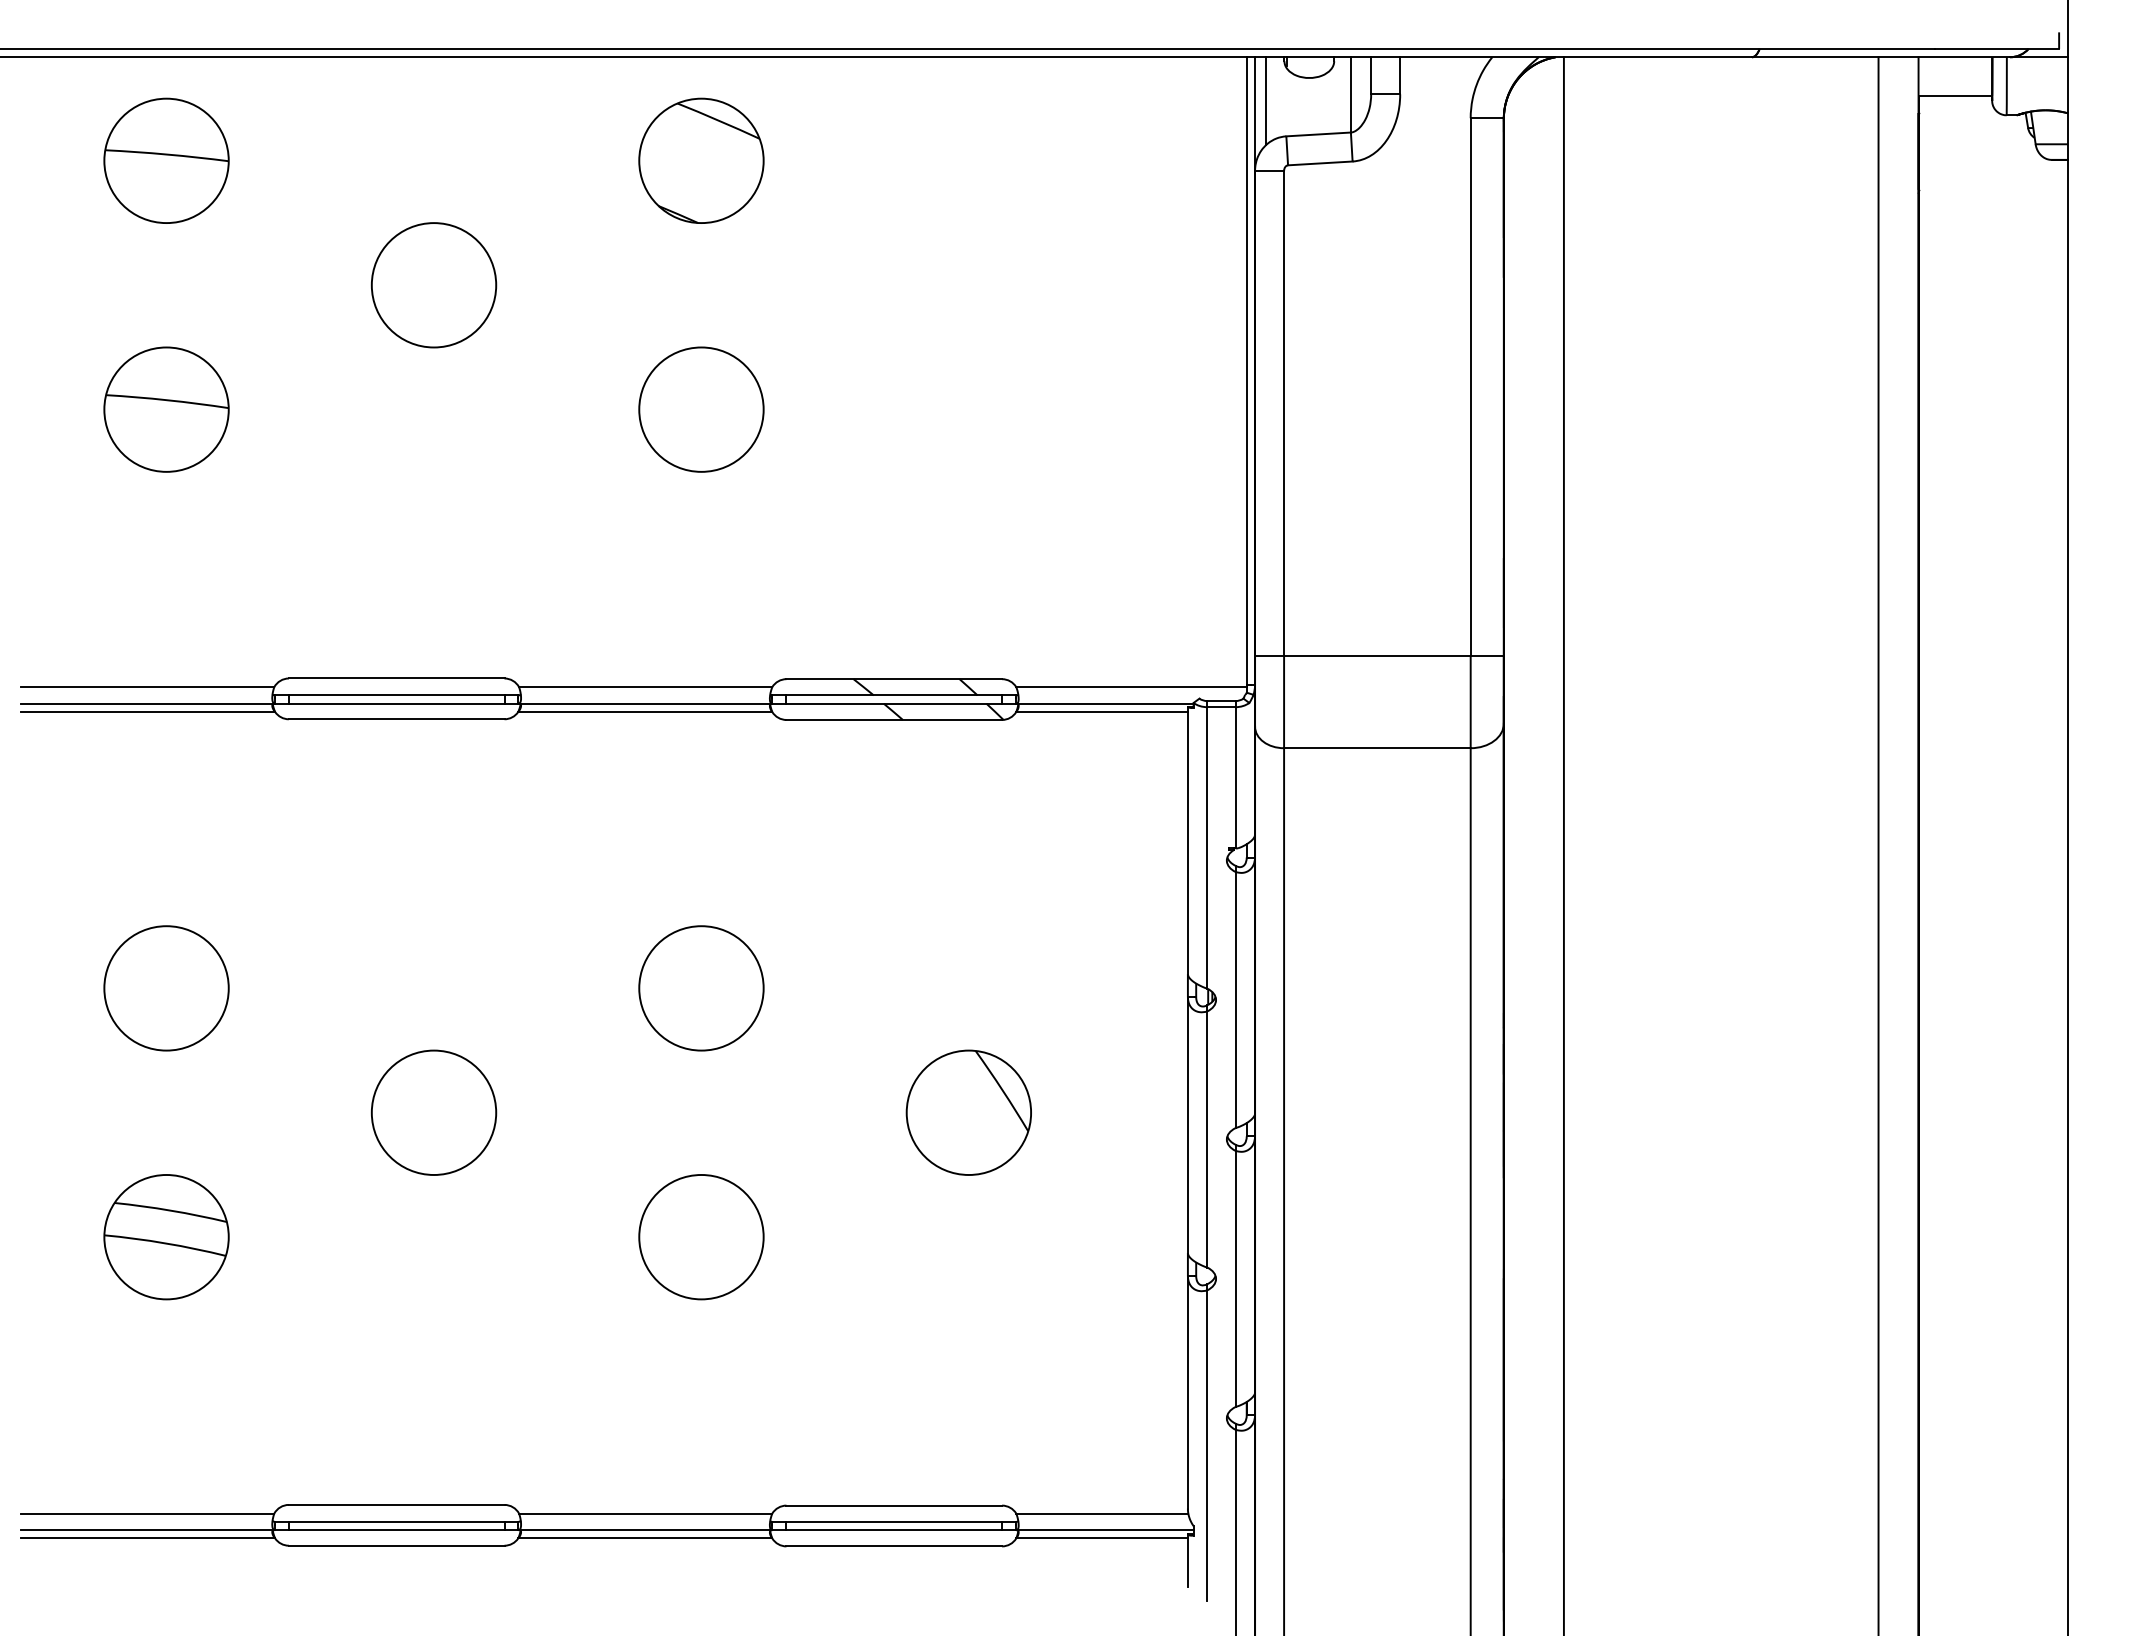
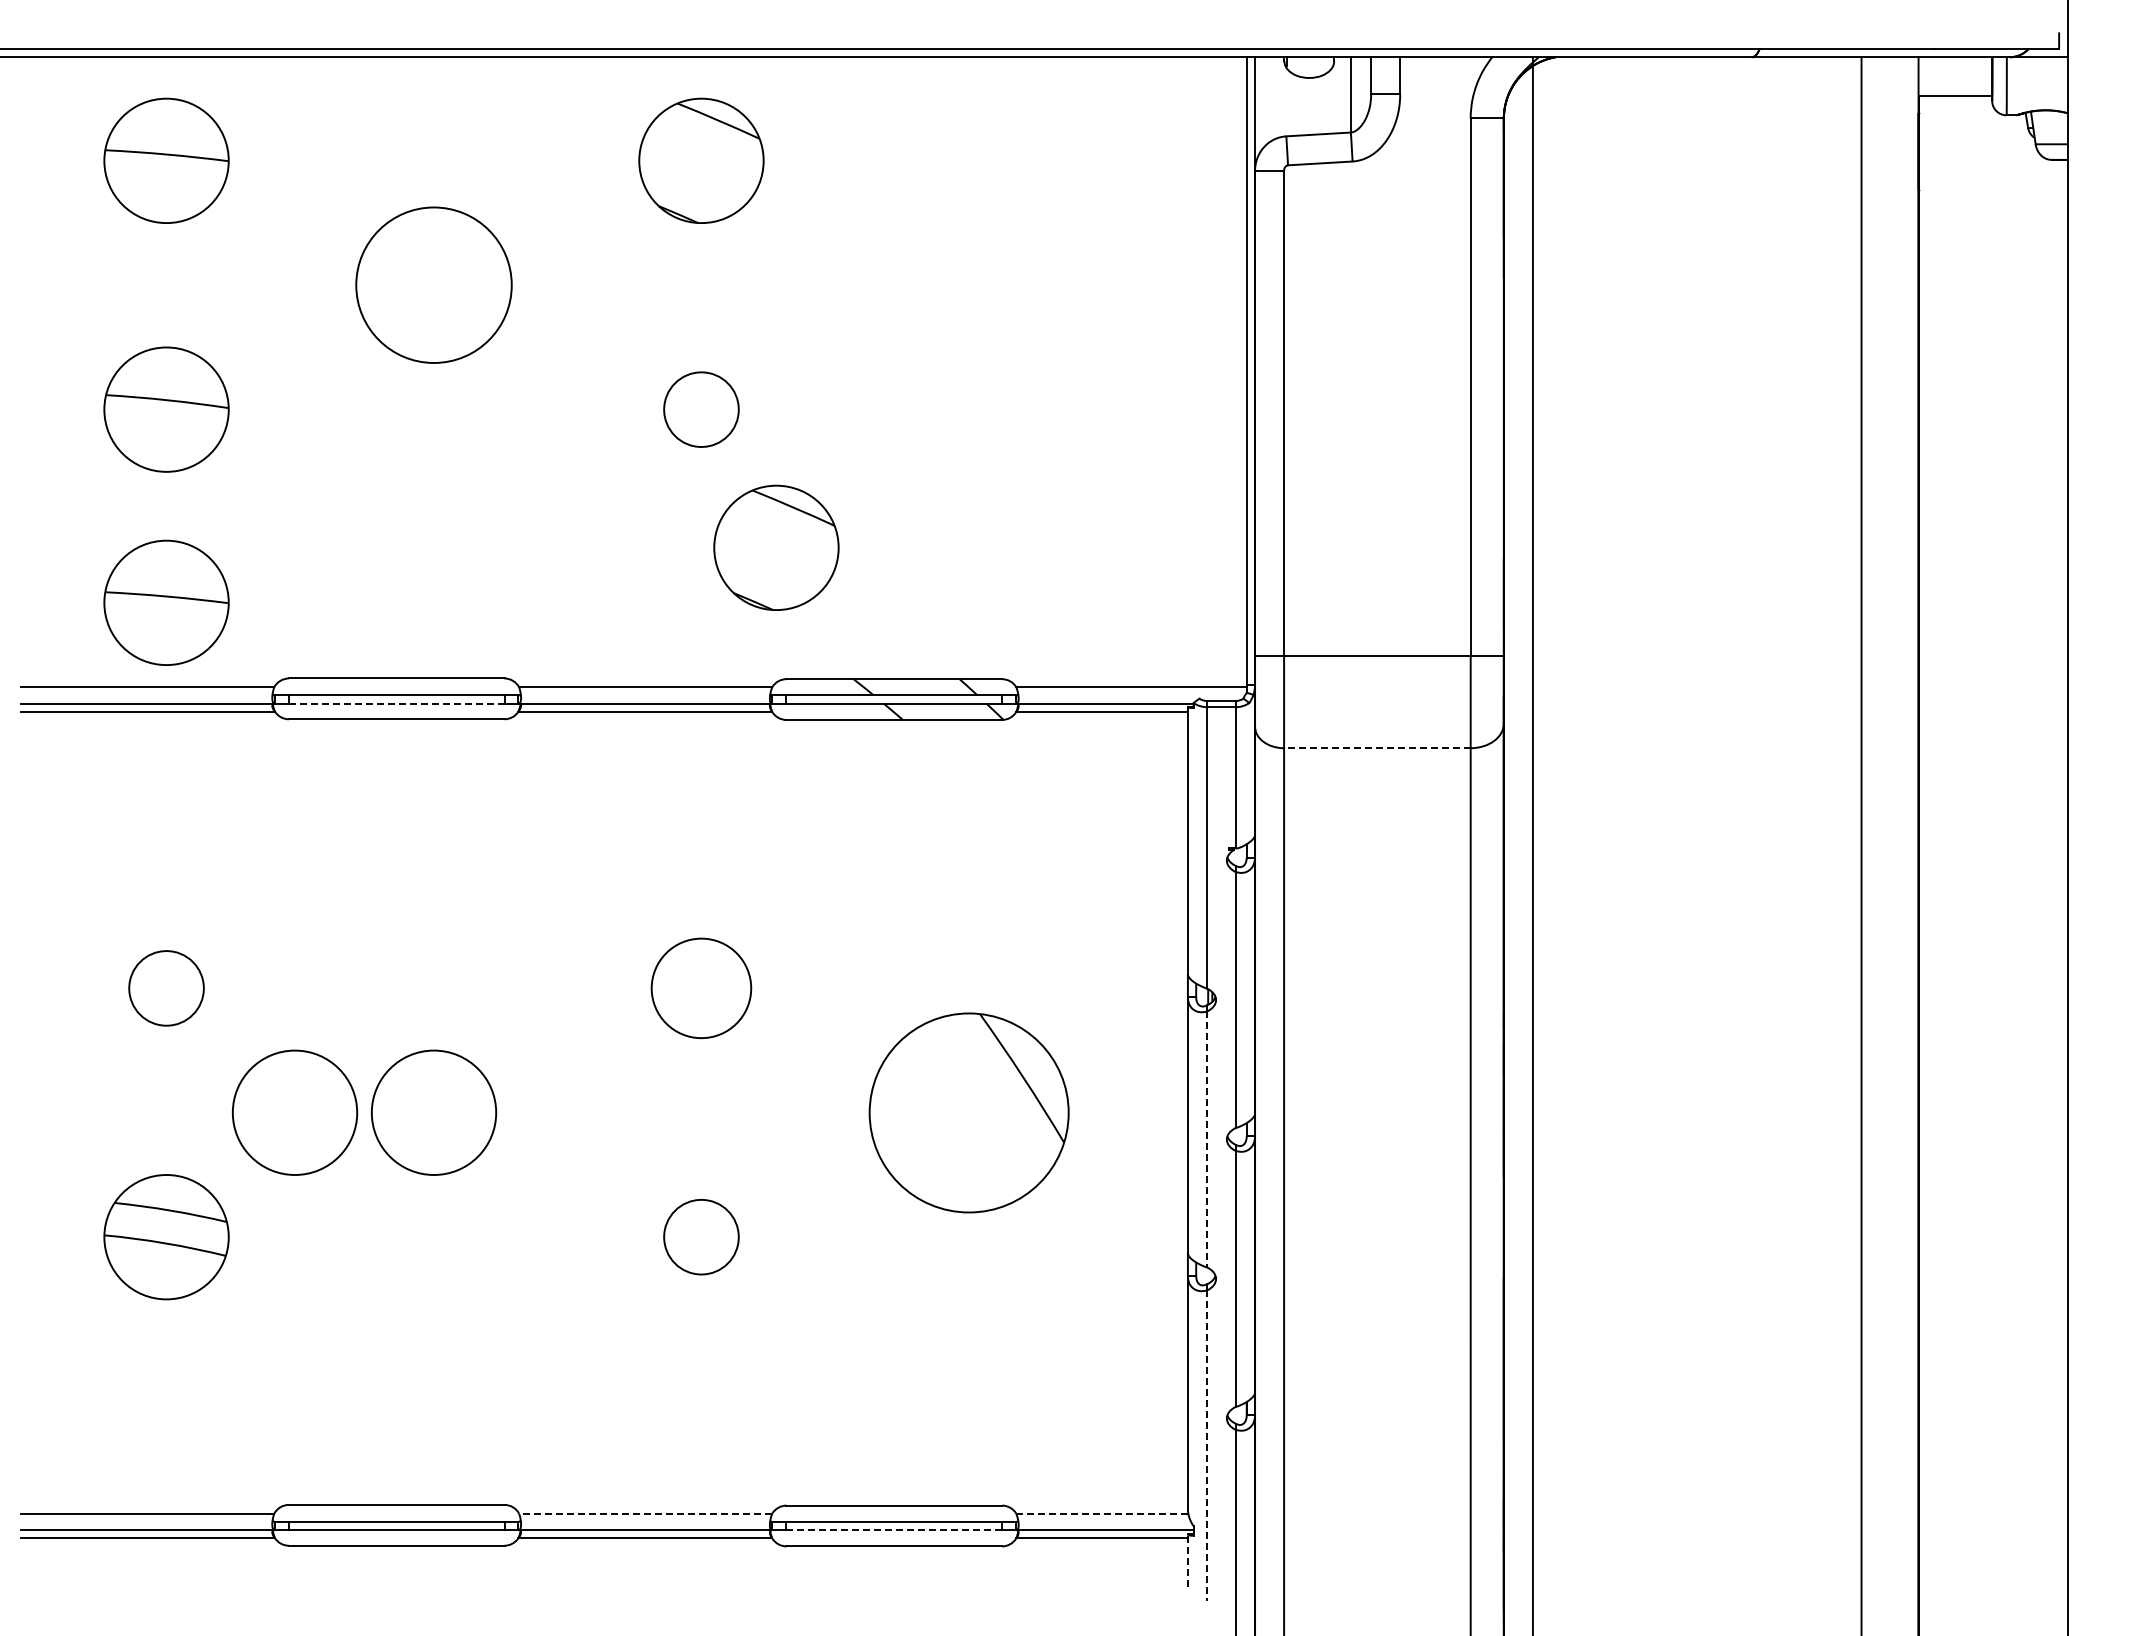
line: present -> none (1266, 100)
circle size: 128x127 px -> 158x158 px (433, 284)
circle diameter: 124 px -> 75 px (701, 409)
part: none -> present (776, 547)
part: none -> present (166, 602)
line: solid -> dashed (396, 703)
line: solid -> dashed (1376, 748)
line position: (1563, 844) -> (1532, 844) (1532, 844)
line position: (1878, 844) -> (1861, 844) (1861, 844)
circle diameter: 124 px -> 75 px (166, 988)
circle diameter: 124 px -> 100 px (701, 988)
circle: none -> present (294, 1112)
part size: 127x127 px -> 202x202 px (968, 1112)
line: solid -> dashed (1207, 1140)
circle diameter: 124 px -> 75 px (701, 1236)
line: solid -> dashed (1207, 1445)
line: solid -> dashed (645, 1513)
line: solid -> dashed (1101, 1513)
line: solid -> dashed (894, 1530)
line: solid -> dashed (1187, 1560)
